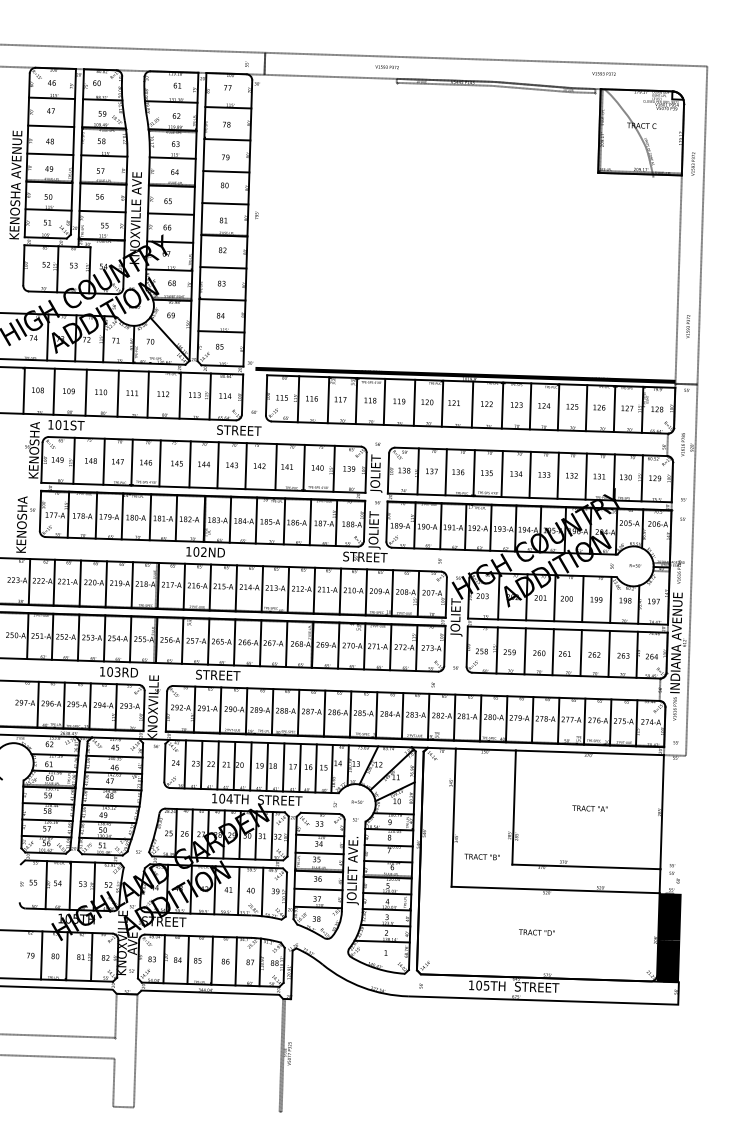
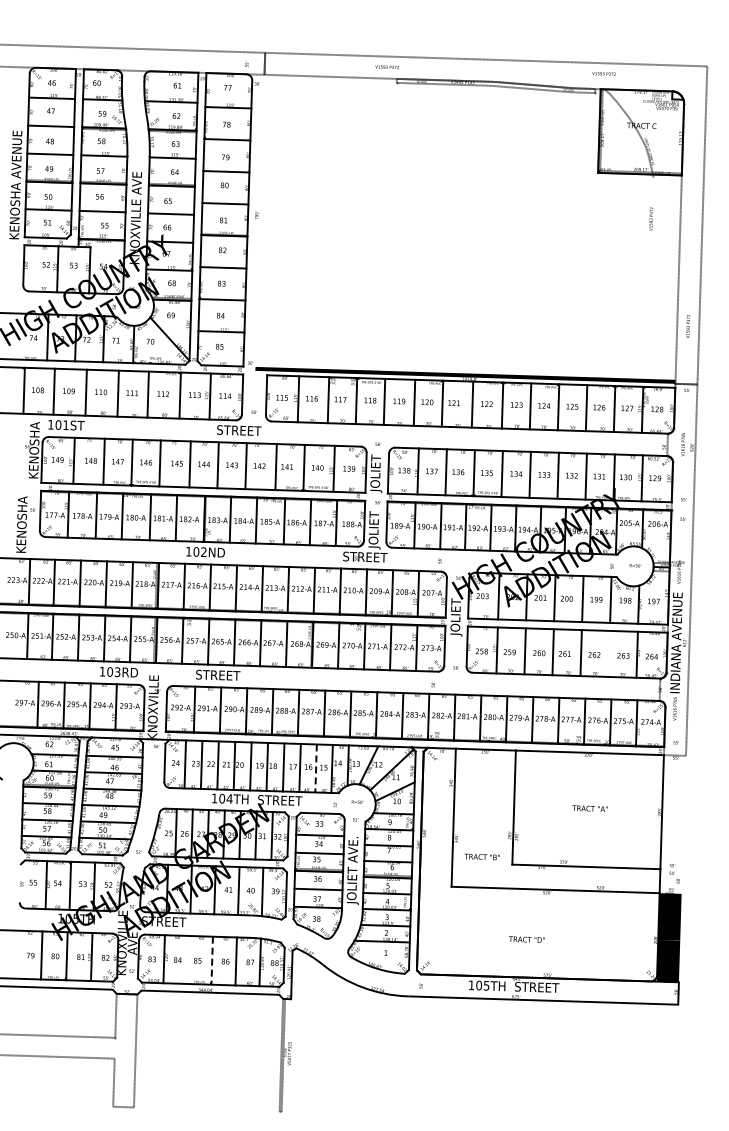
text position: (693, 163) -> (651, 218) (651, 218)
line: present -> none (608, 653)
line: solid -> dashed (316, 768)
text position: (536, 932) -> (526, 939) (526, 939)
line: present -> none (187, 959)
line: solid -> dashed (212, 961)
